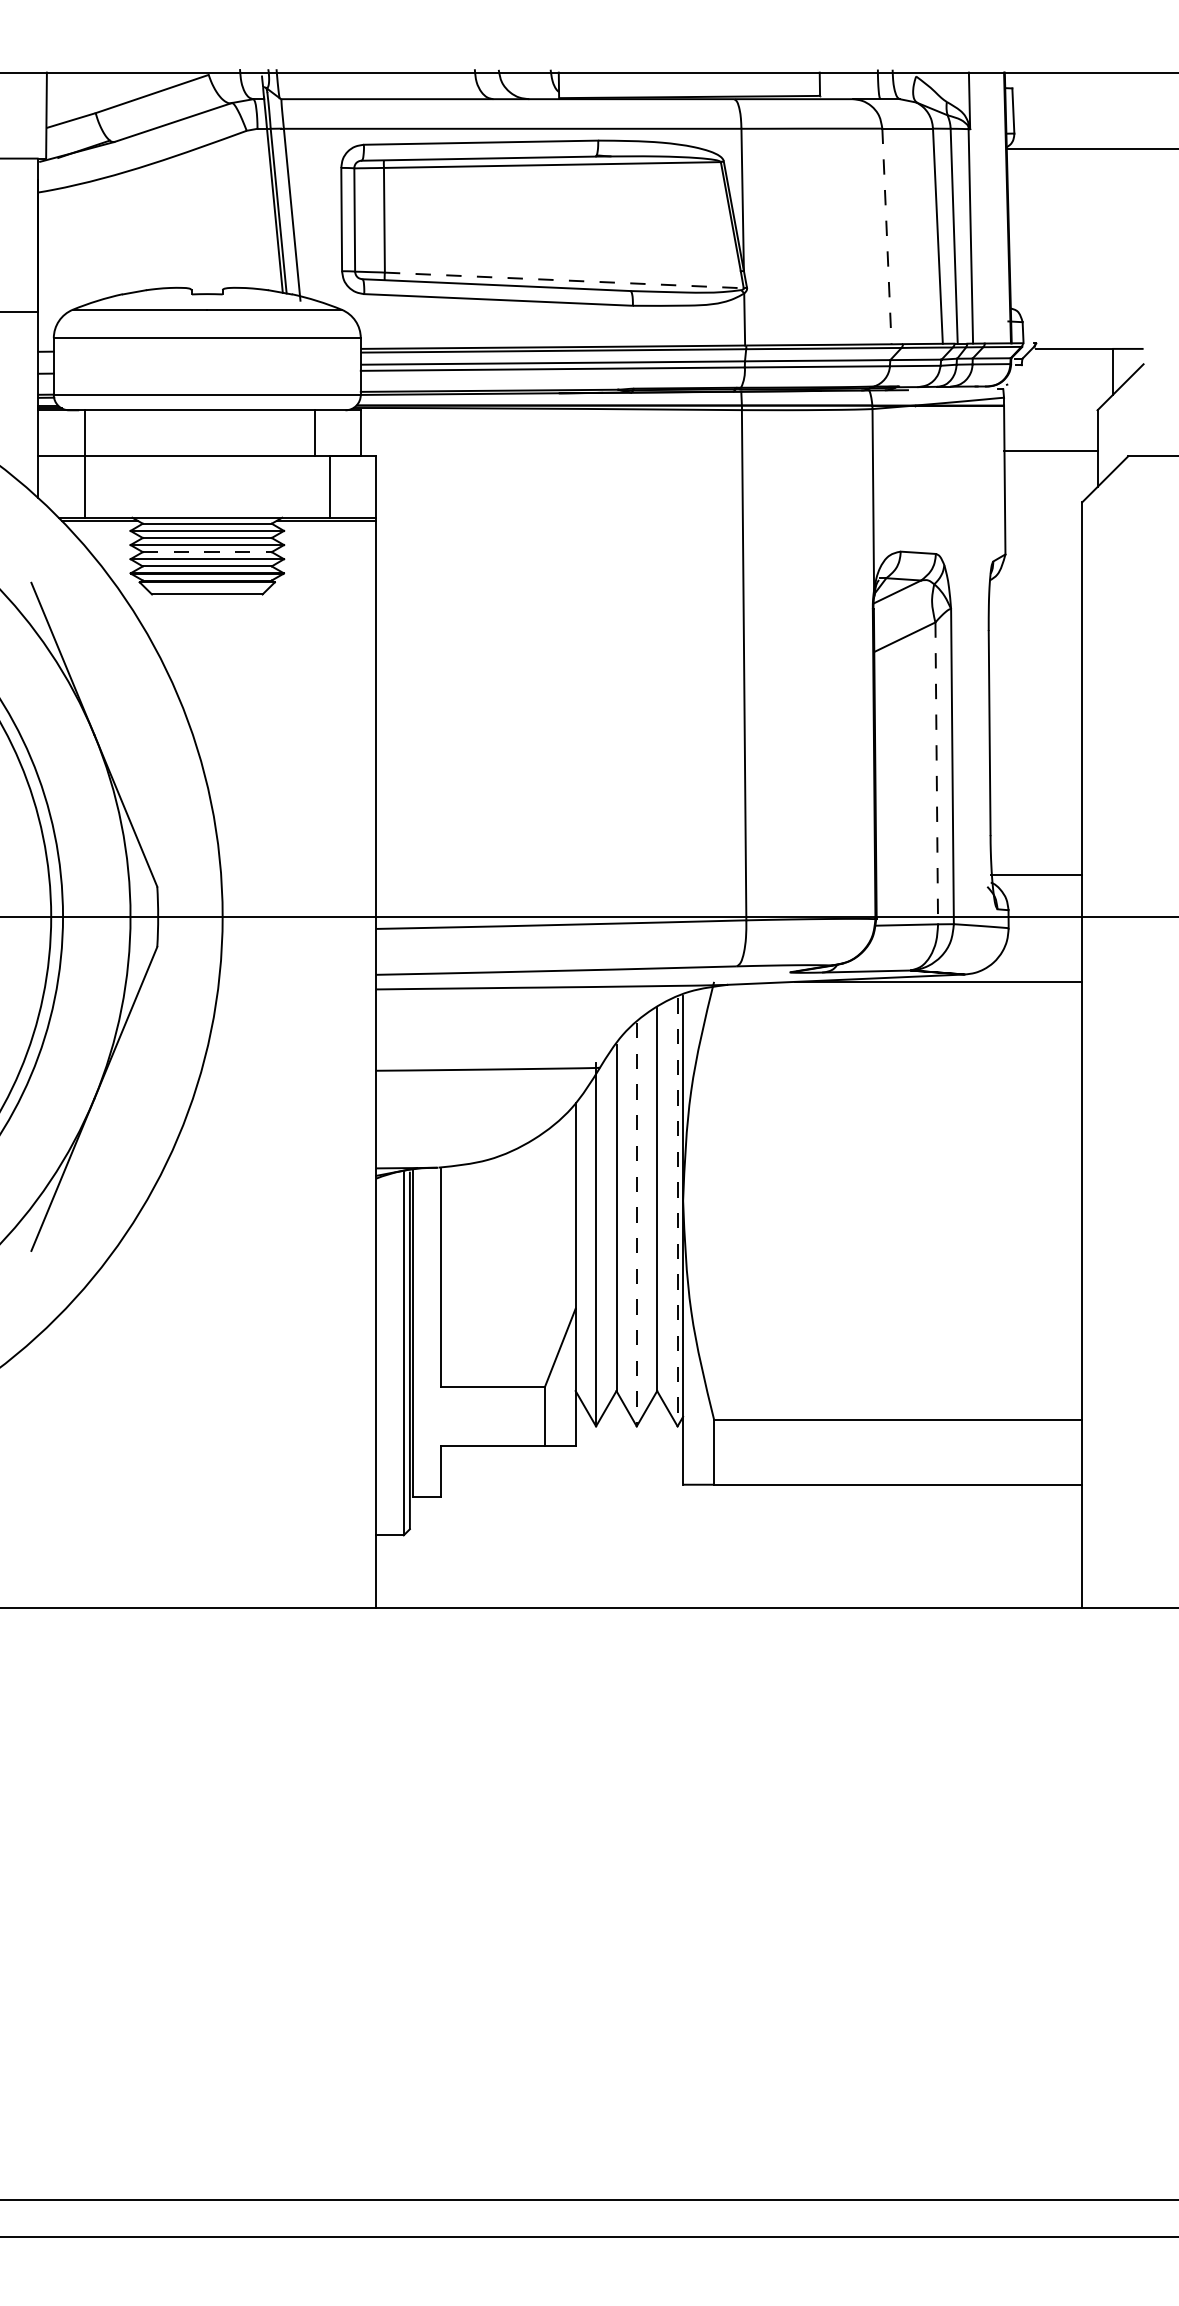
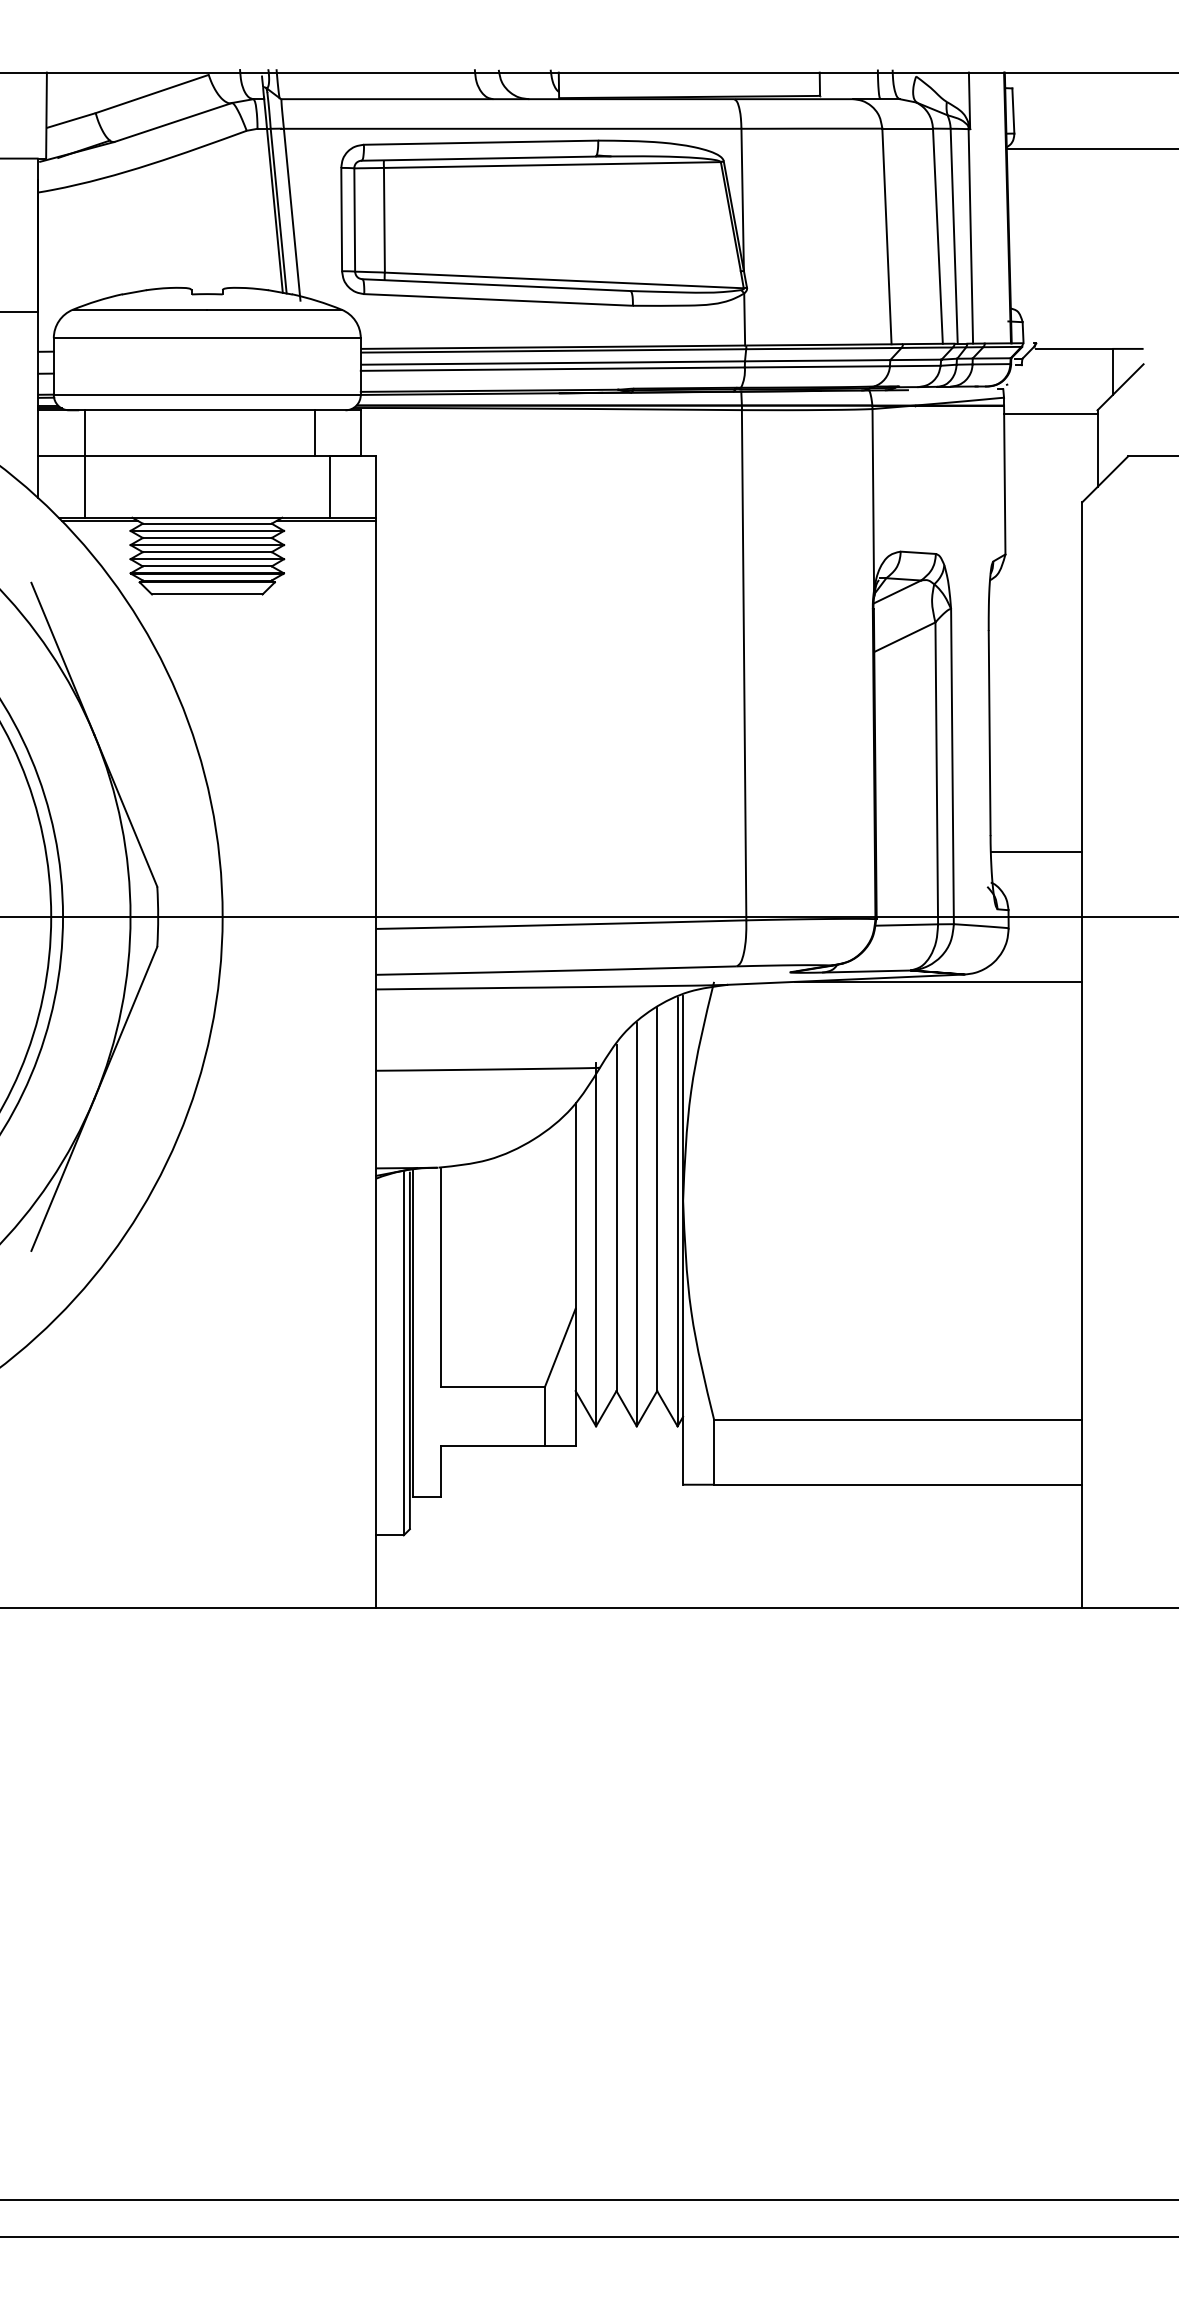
line: dashed -> solid (886, 236)
line: dashed -> solid (564, 280)
line position: (1050, 450) -> (1050, 413) (1050, 413)
line: dashed -> solid (207, 552)
line: dashed -> solid (936, 773)
line position: (1036, 874) -> (1036, 851) (1036, 851)
line: dashed -> solid (677, 1212)
line: dashed -> solid (636, 1224)
